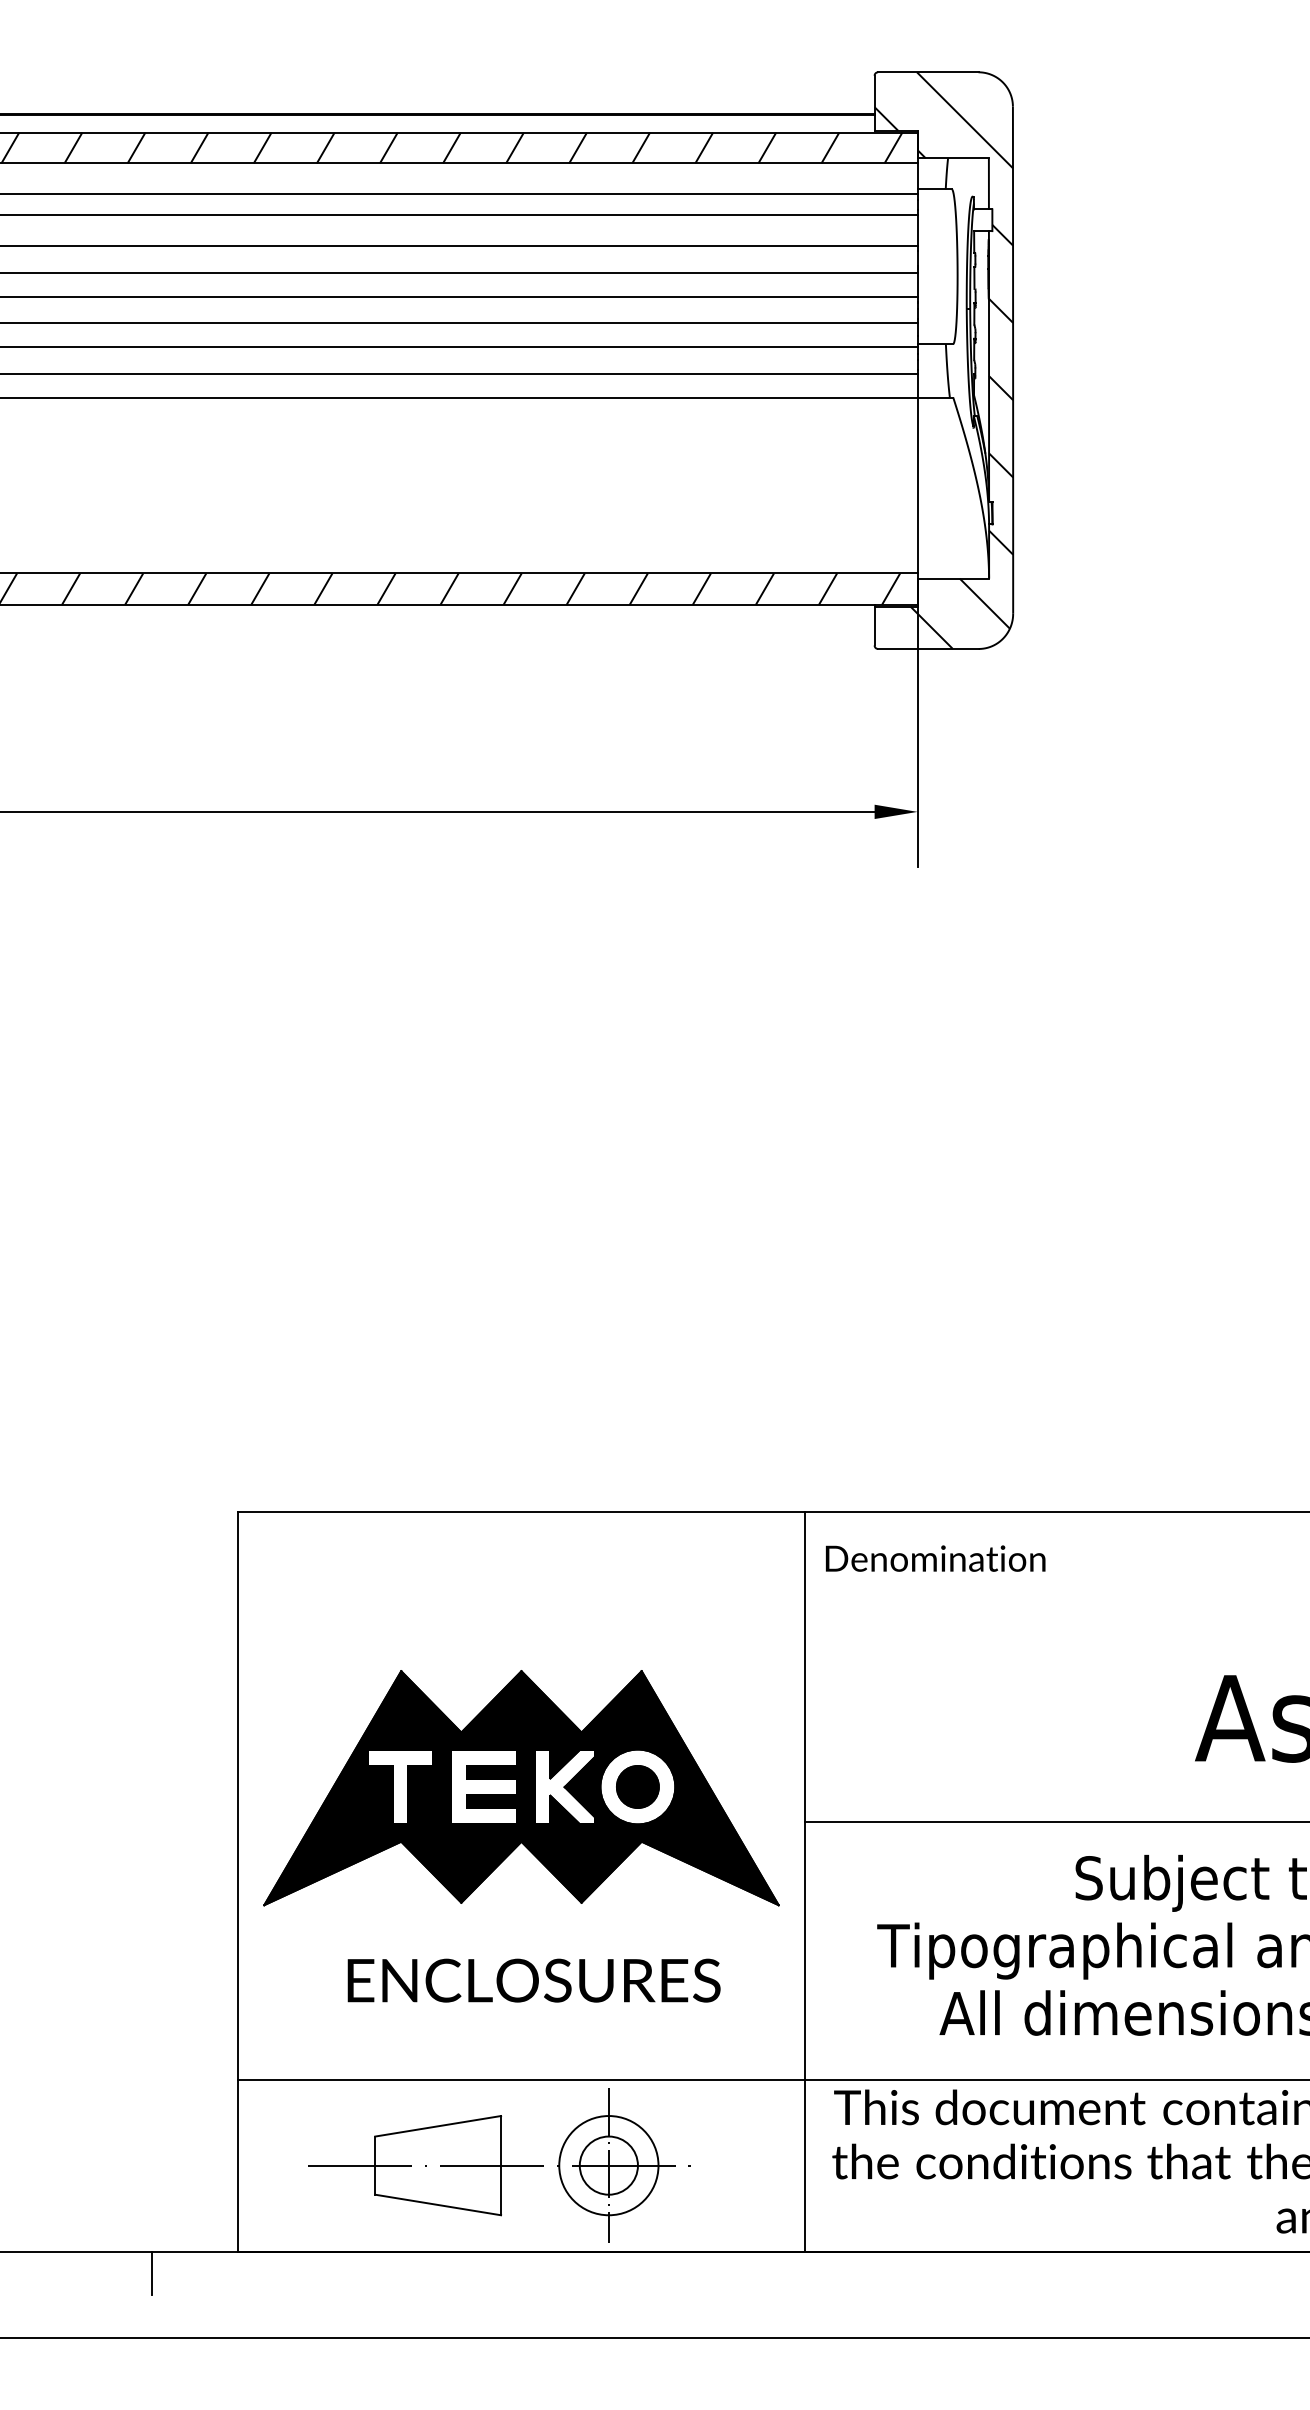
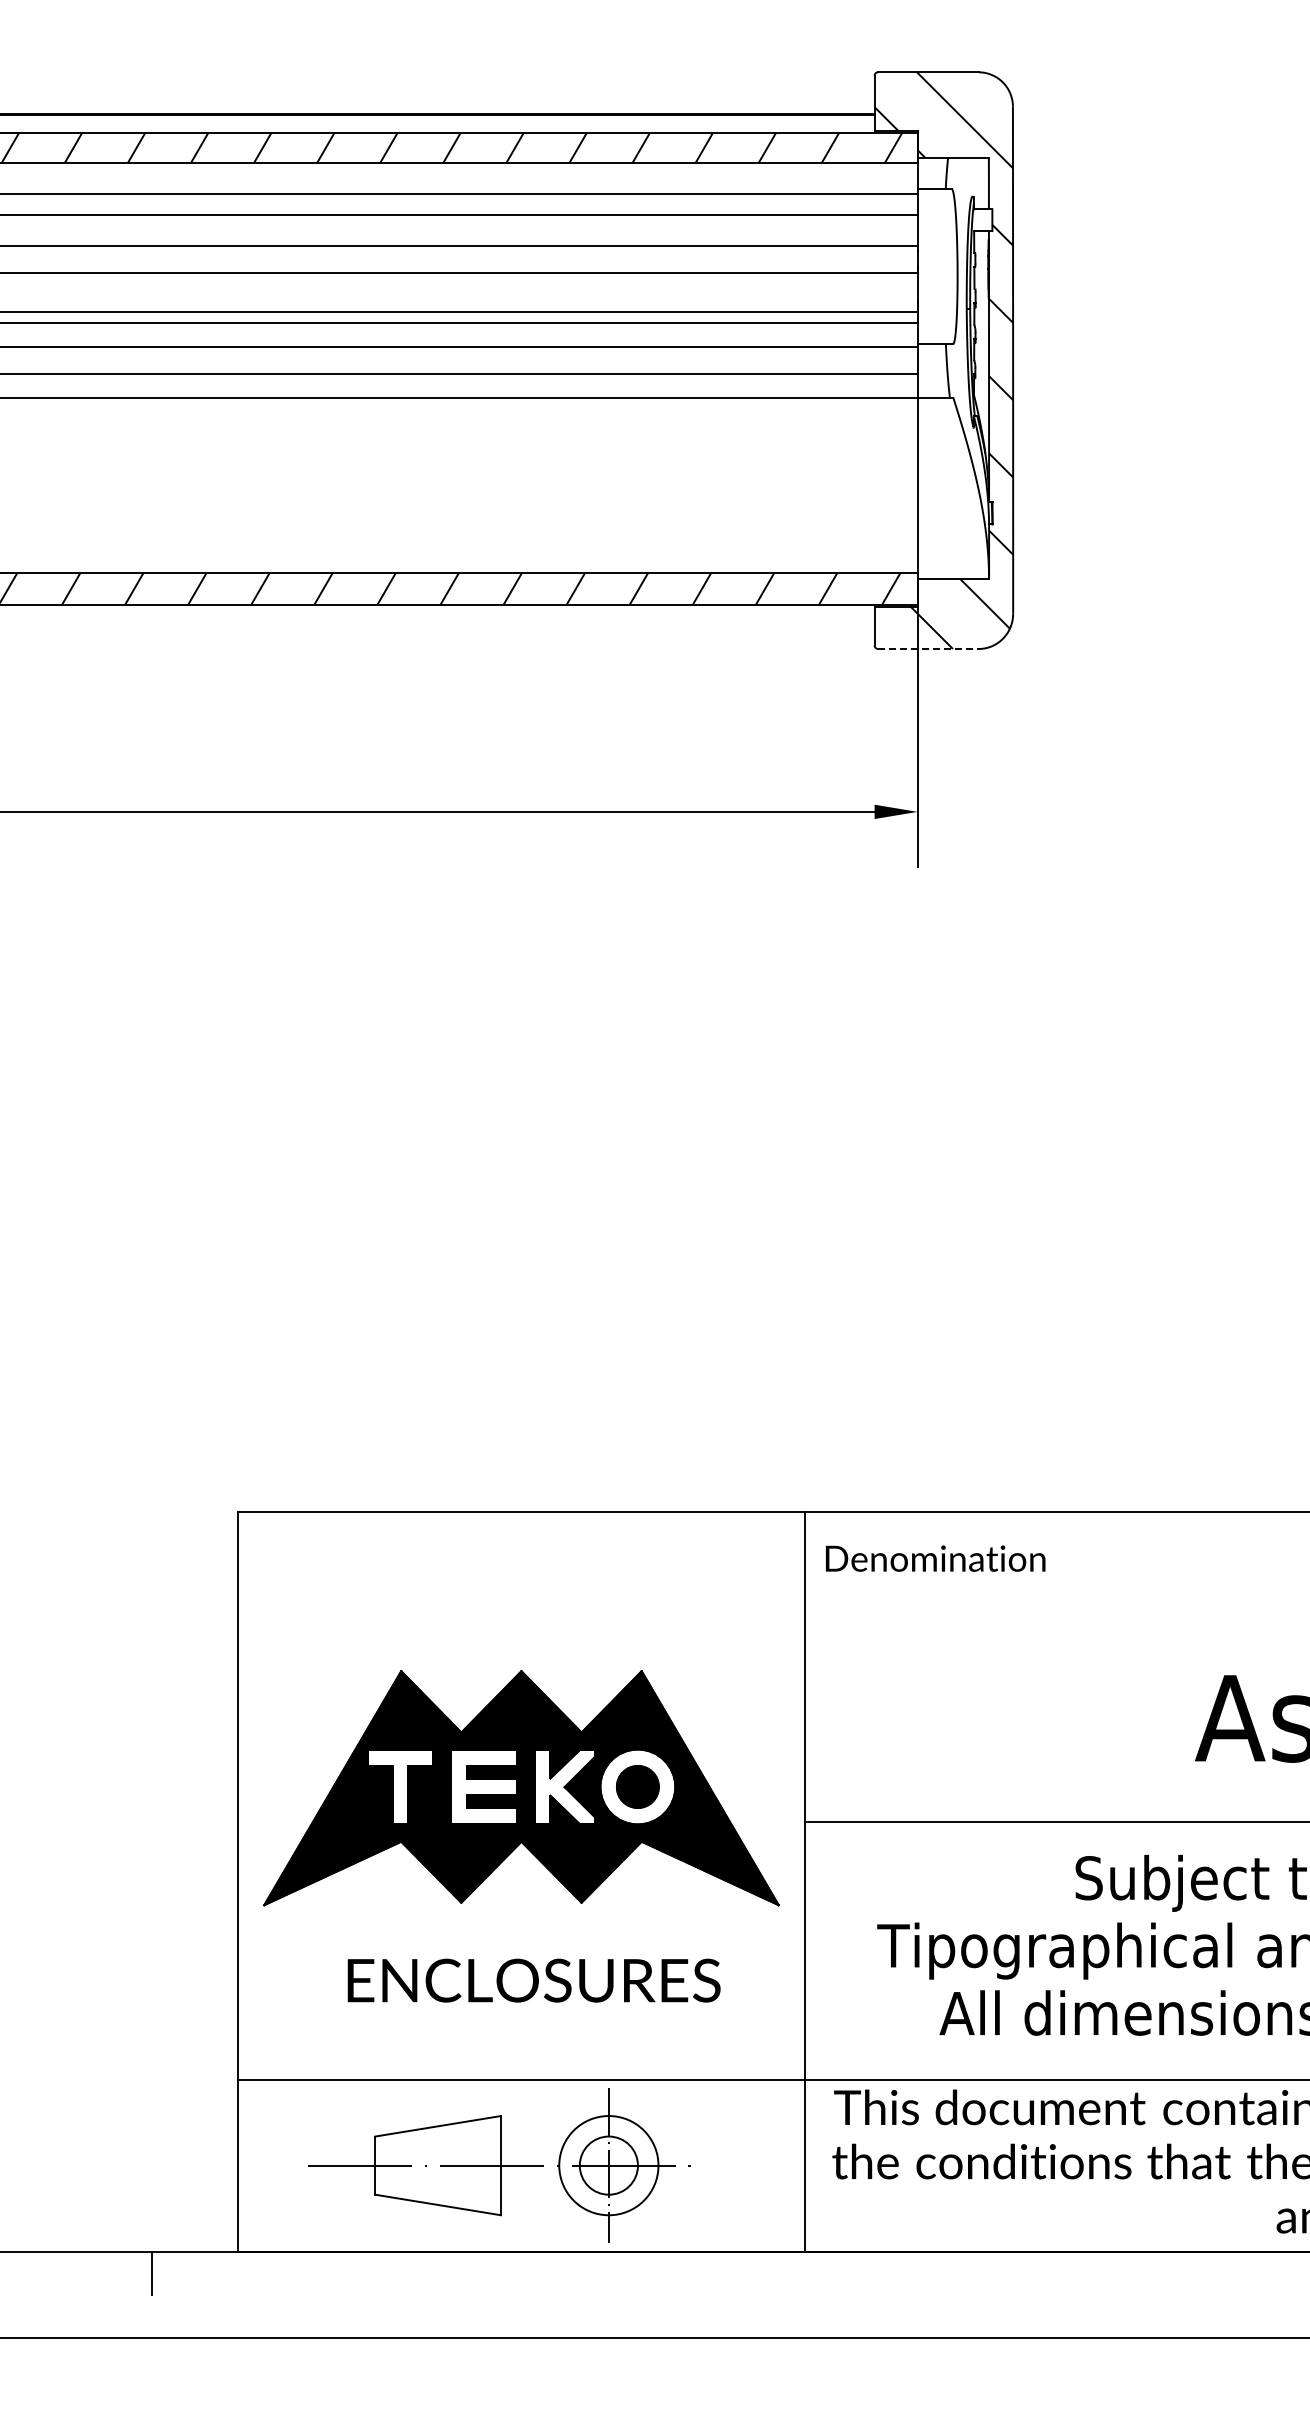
line position: (459, 297) -> (459, 312) (459, 312)
line: solid -> dashed (928, 648)
